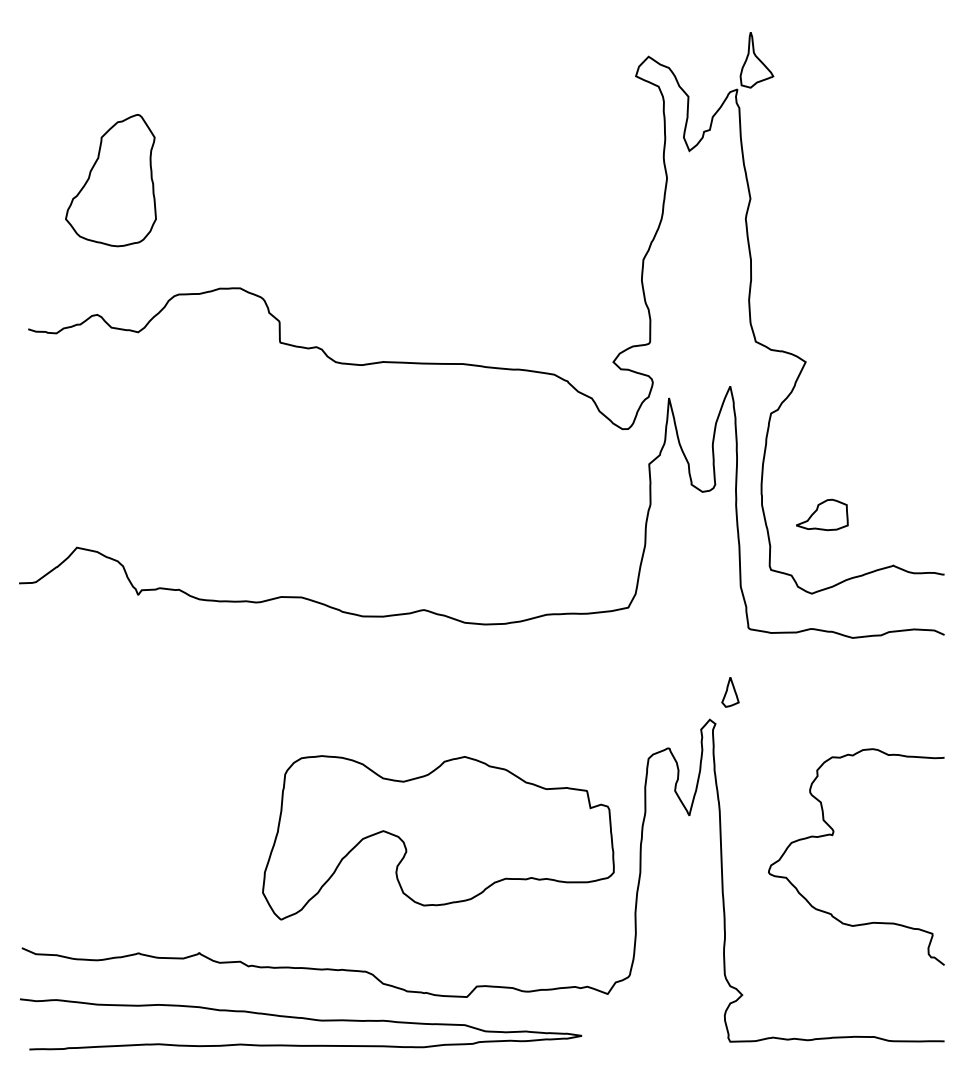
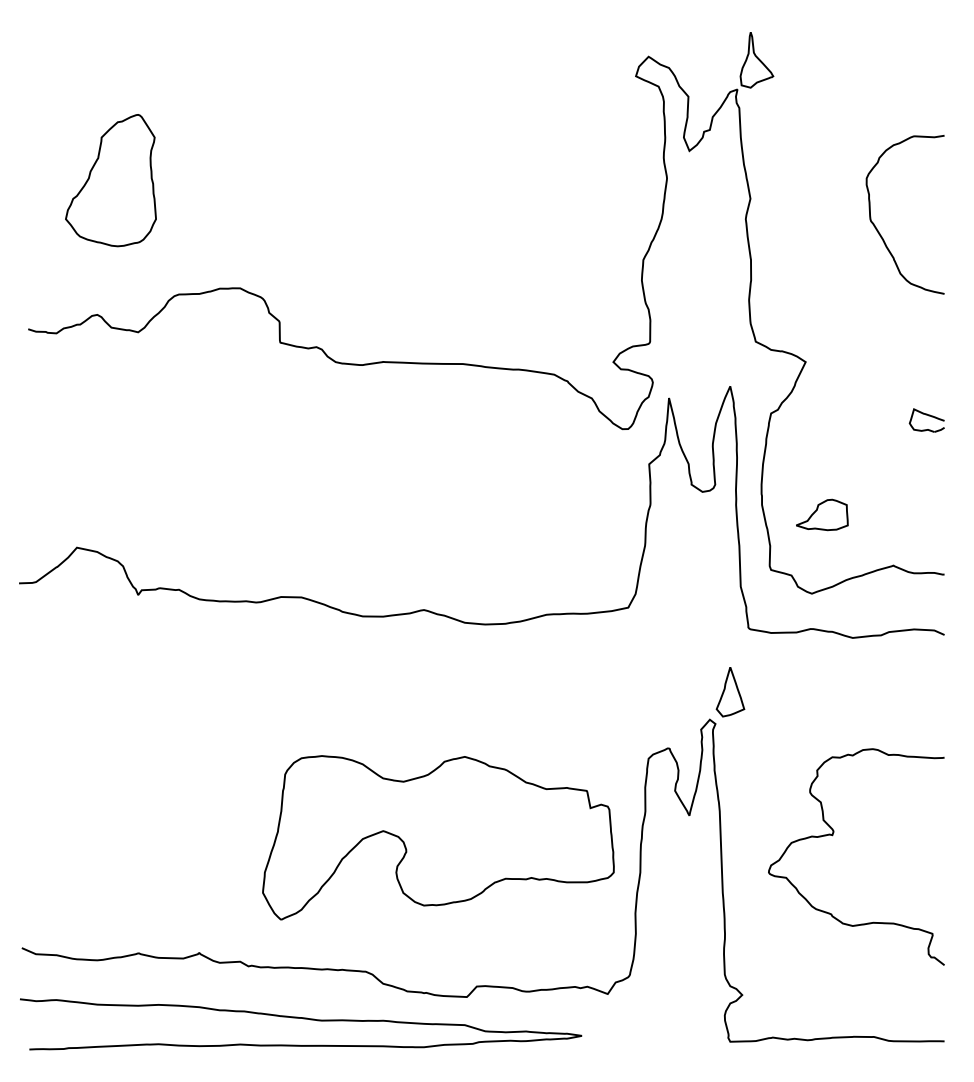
curve: none -> present (879, 231)
part: none -> present (926, 420)
part size: 19x31 px -> 31x51 px (730, 692)
